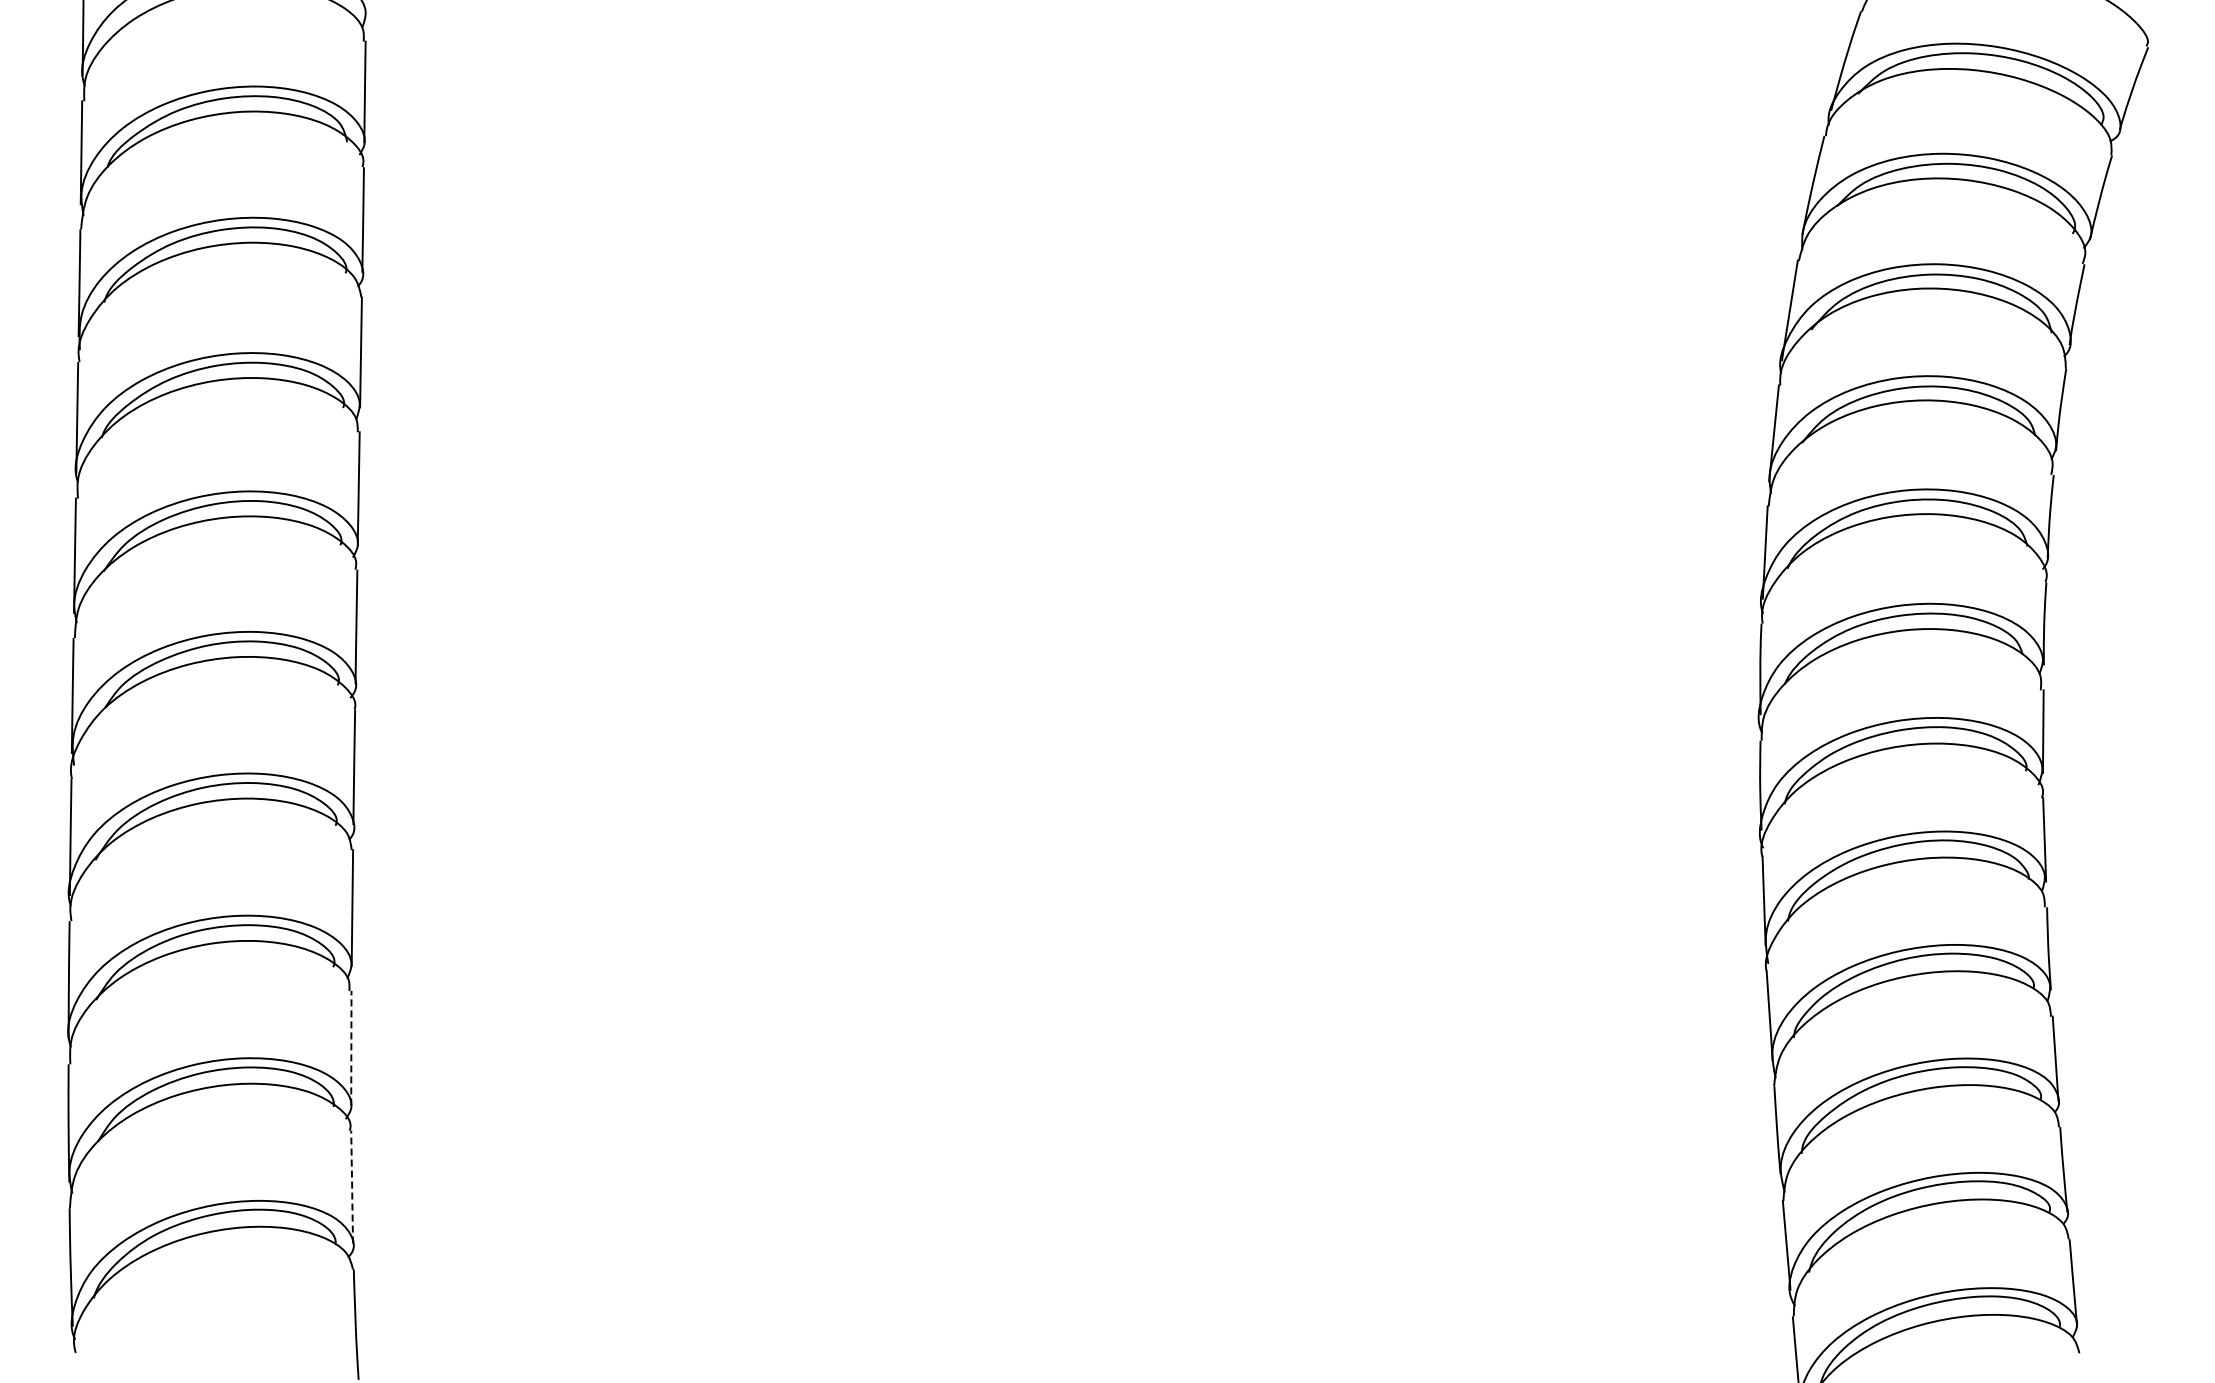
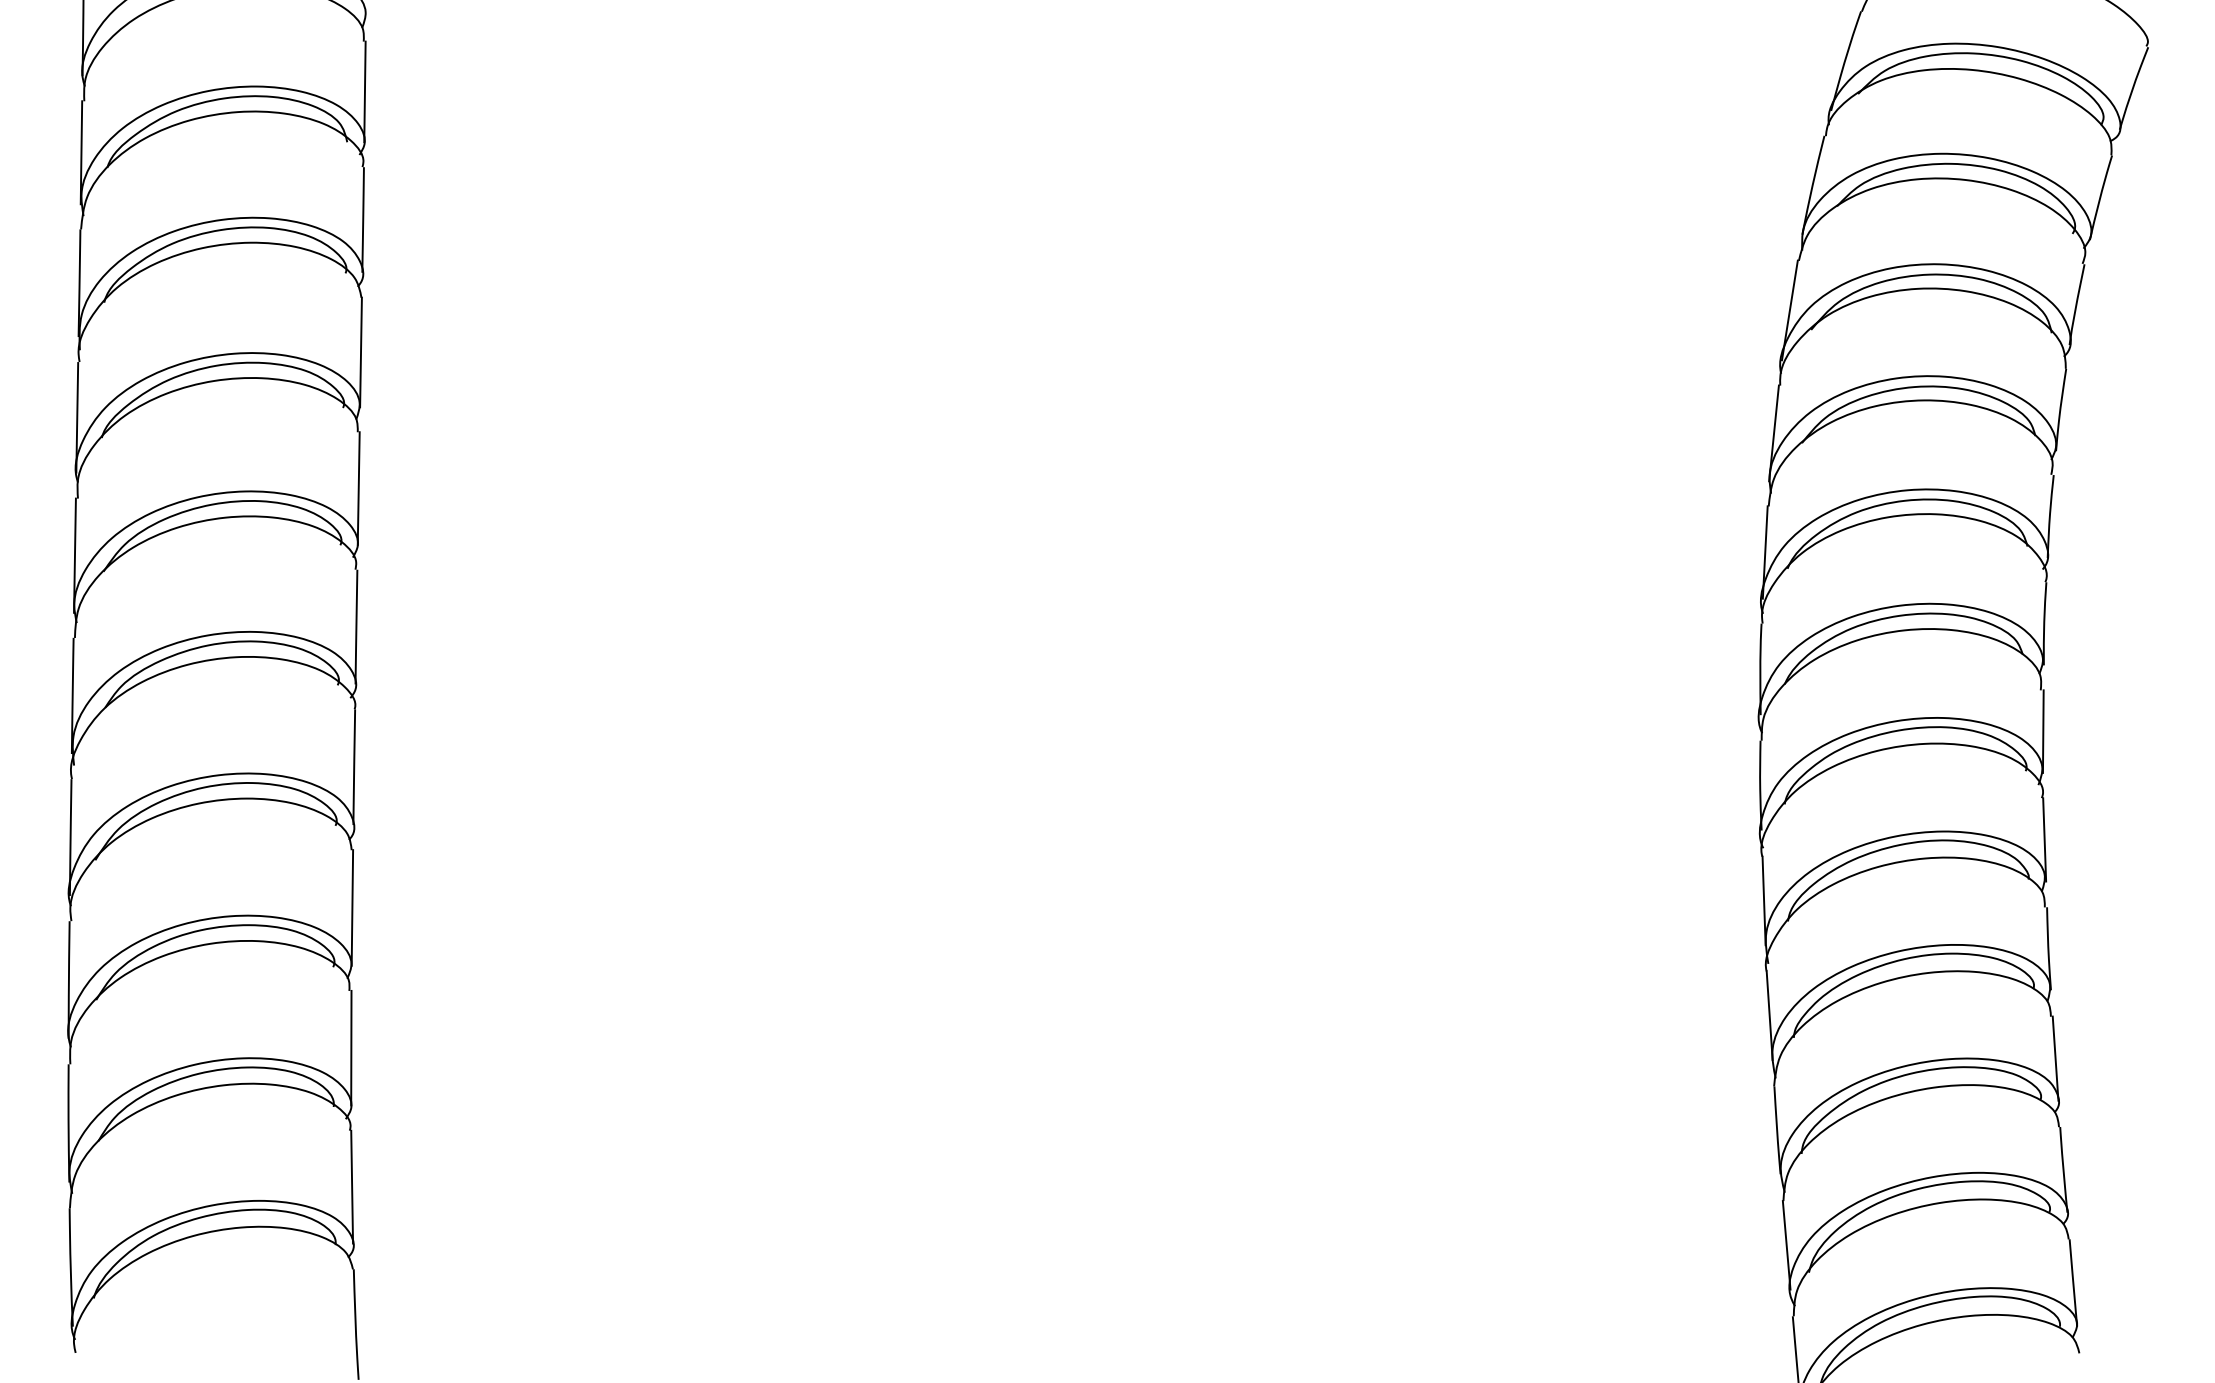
line: dashed -> solid (351, 1047)
line: dashed -> solid (352, 1186)
